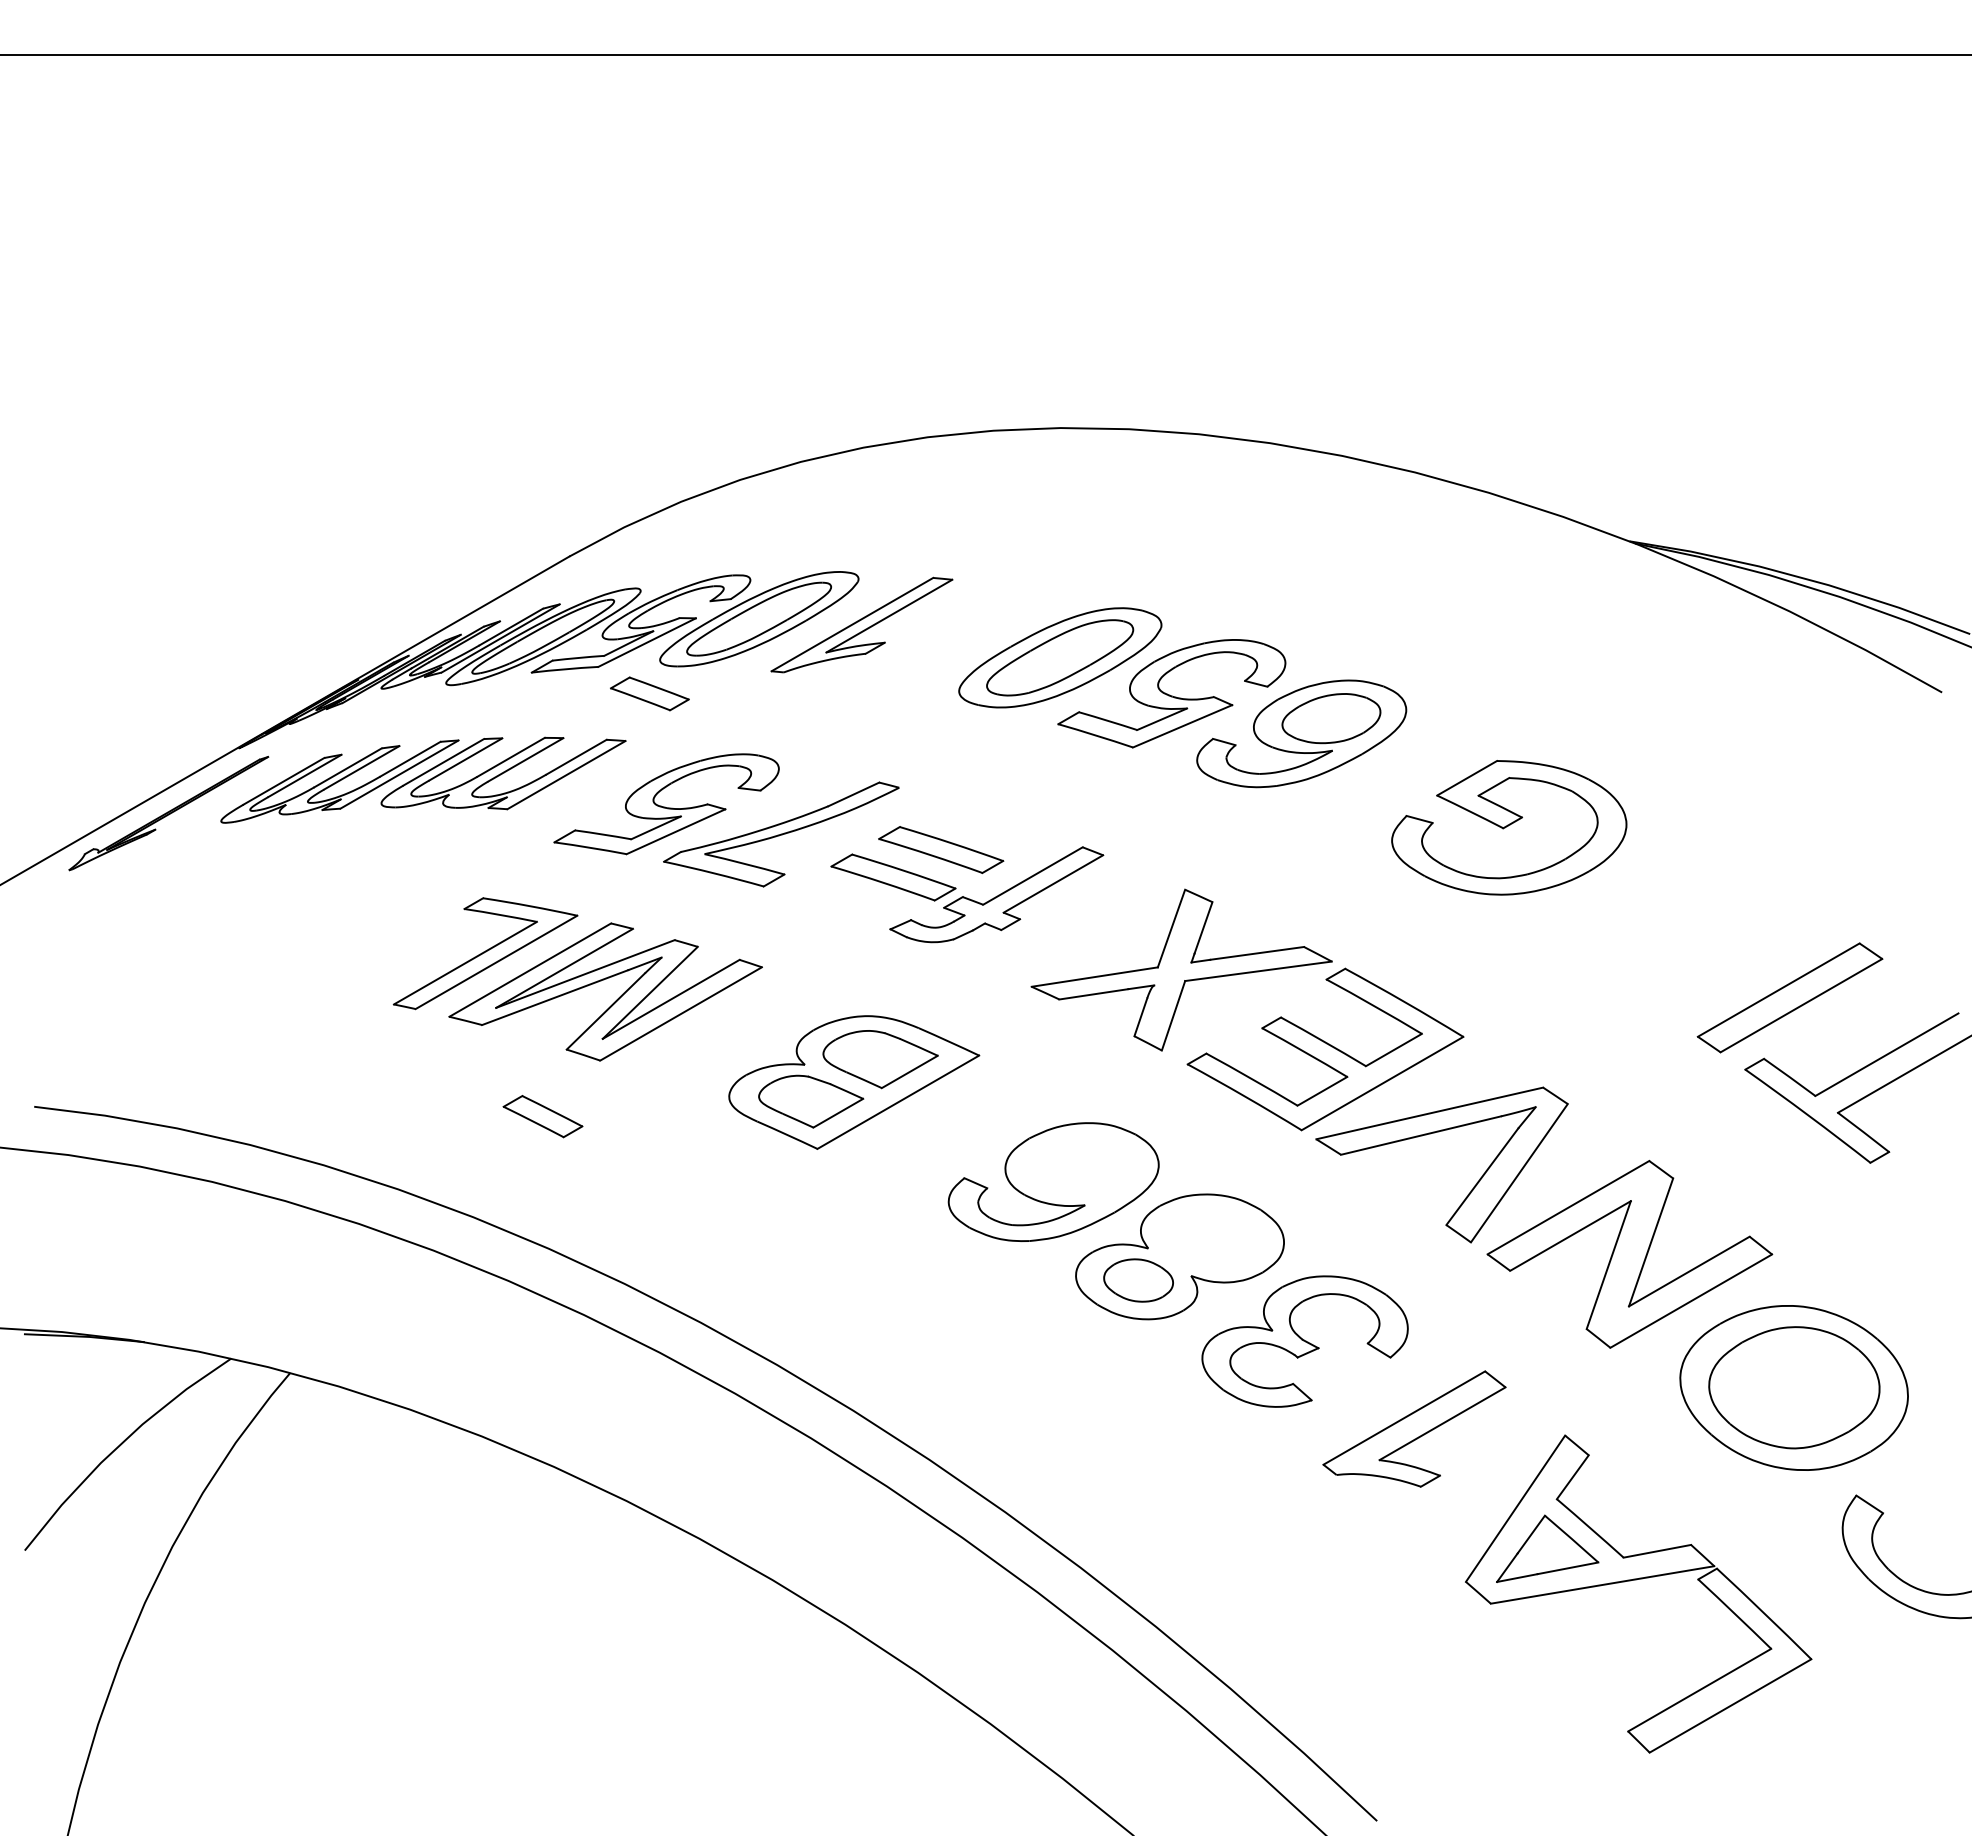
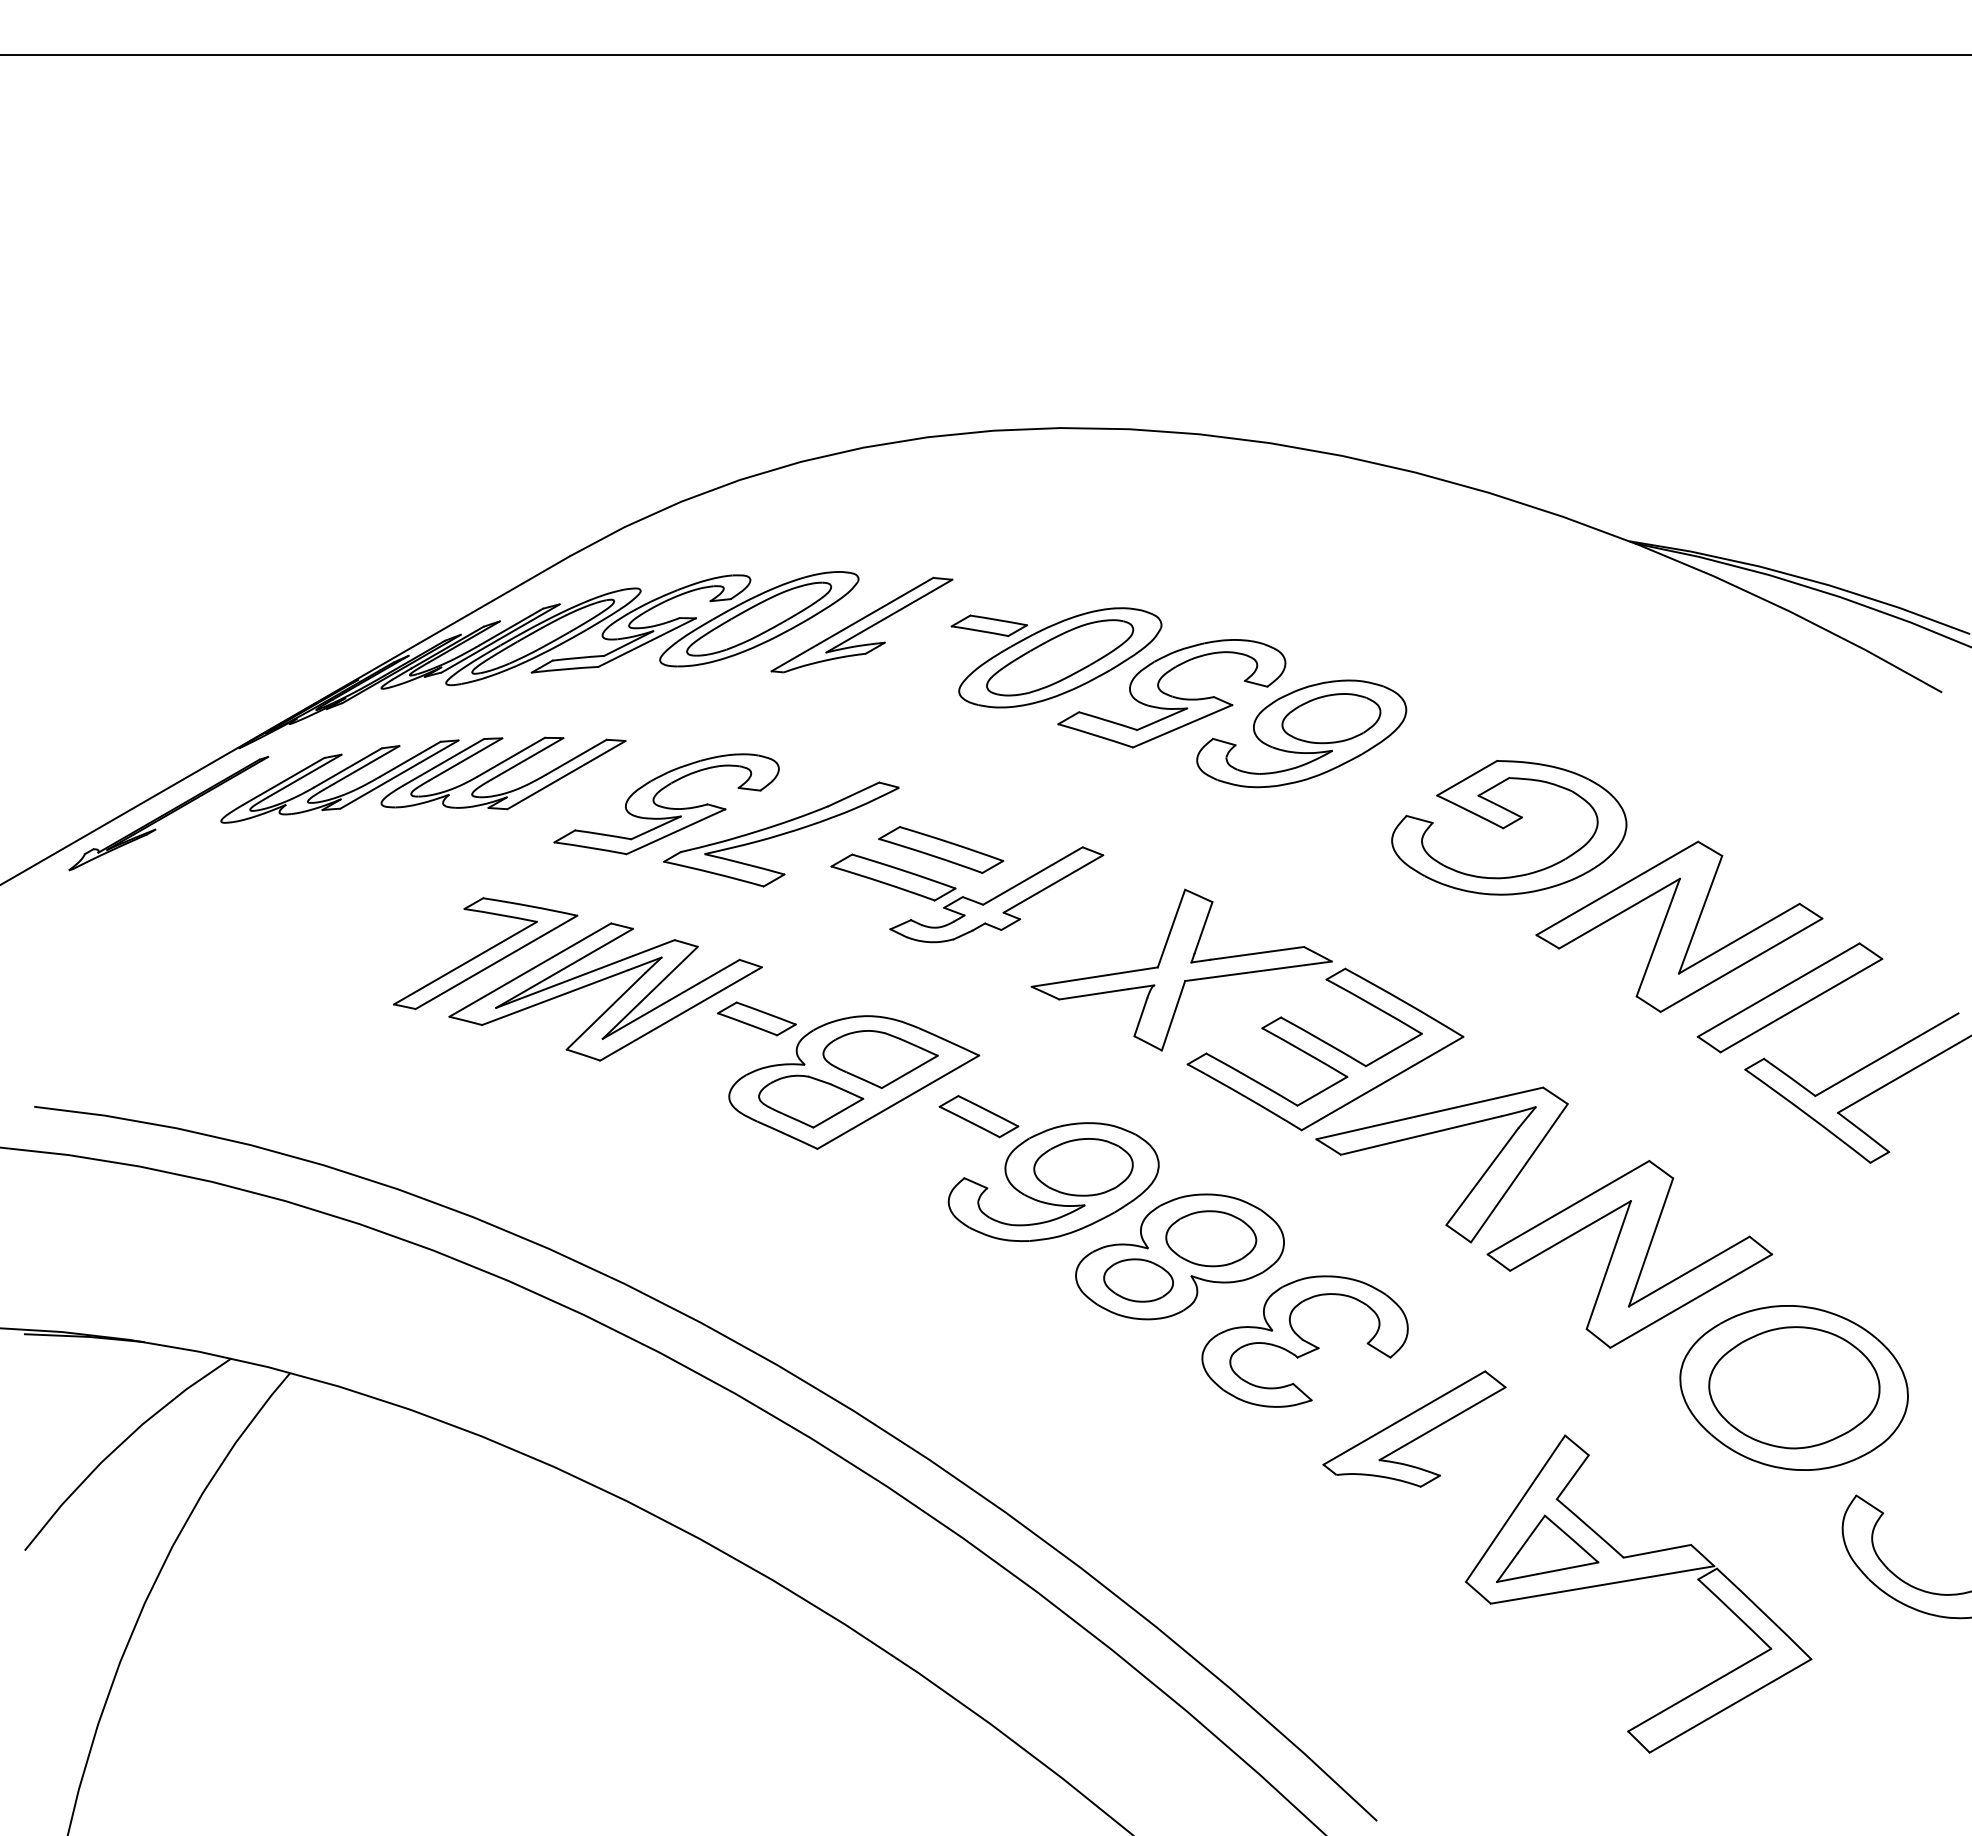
part: none -> present (989, 625)
part position: (649, 693) -> (756, 1018) (756, 1018)
part: none -> present (1679, 926)
part position: (542, 1116) -> (978, 1116) (978, 1116)
part: none -> present (1083, 1167)
part: none -> present (1211, 1238)
